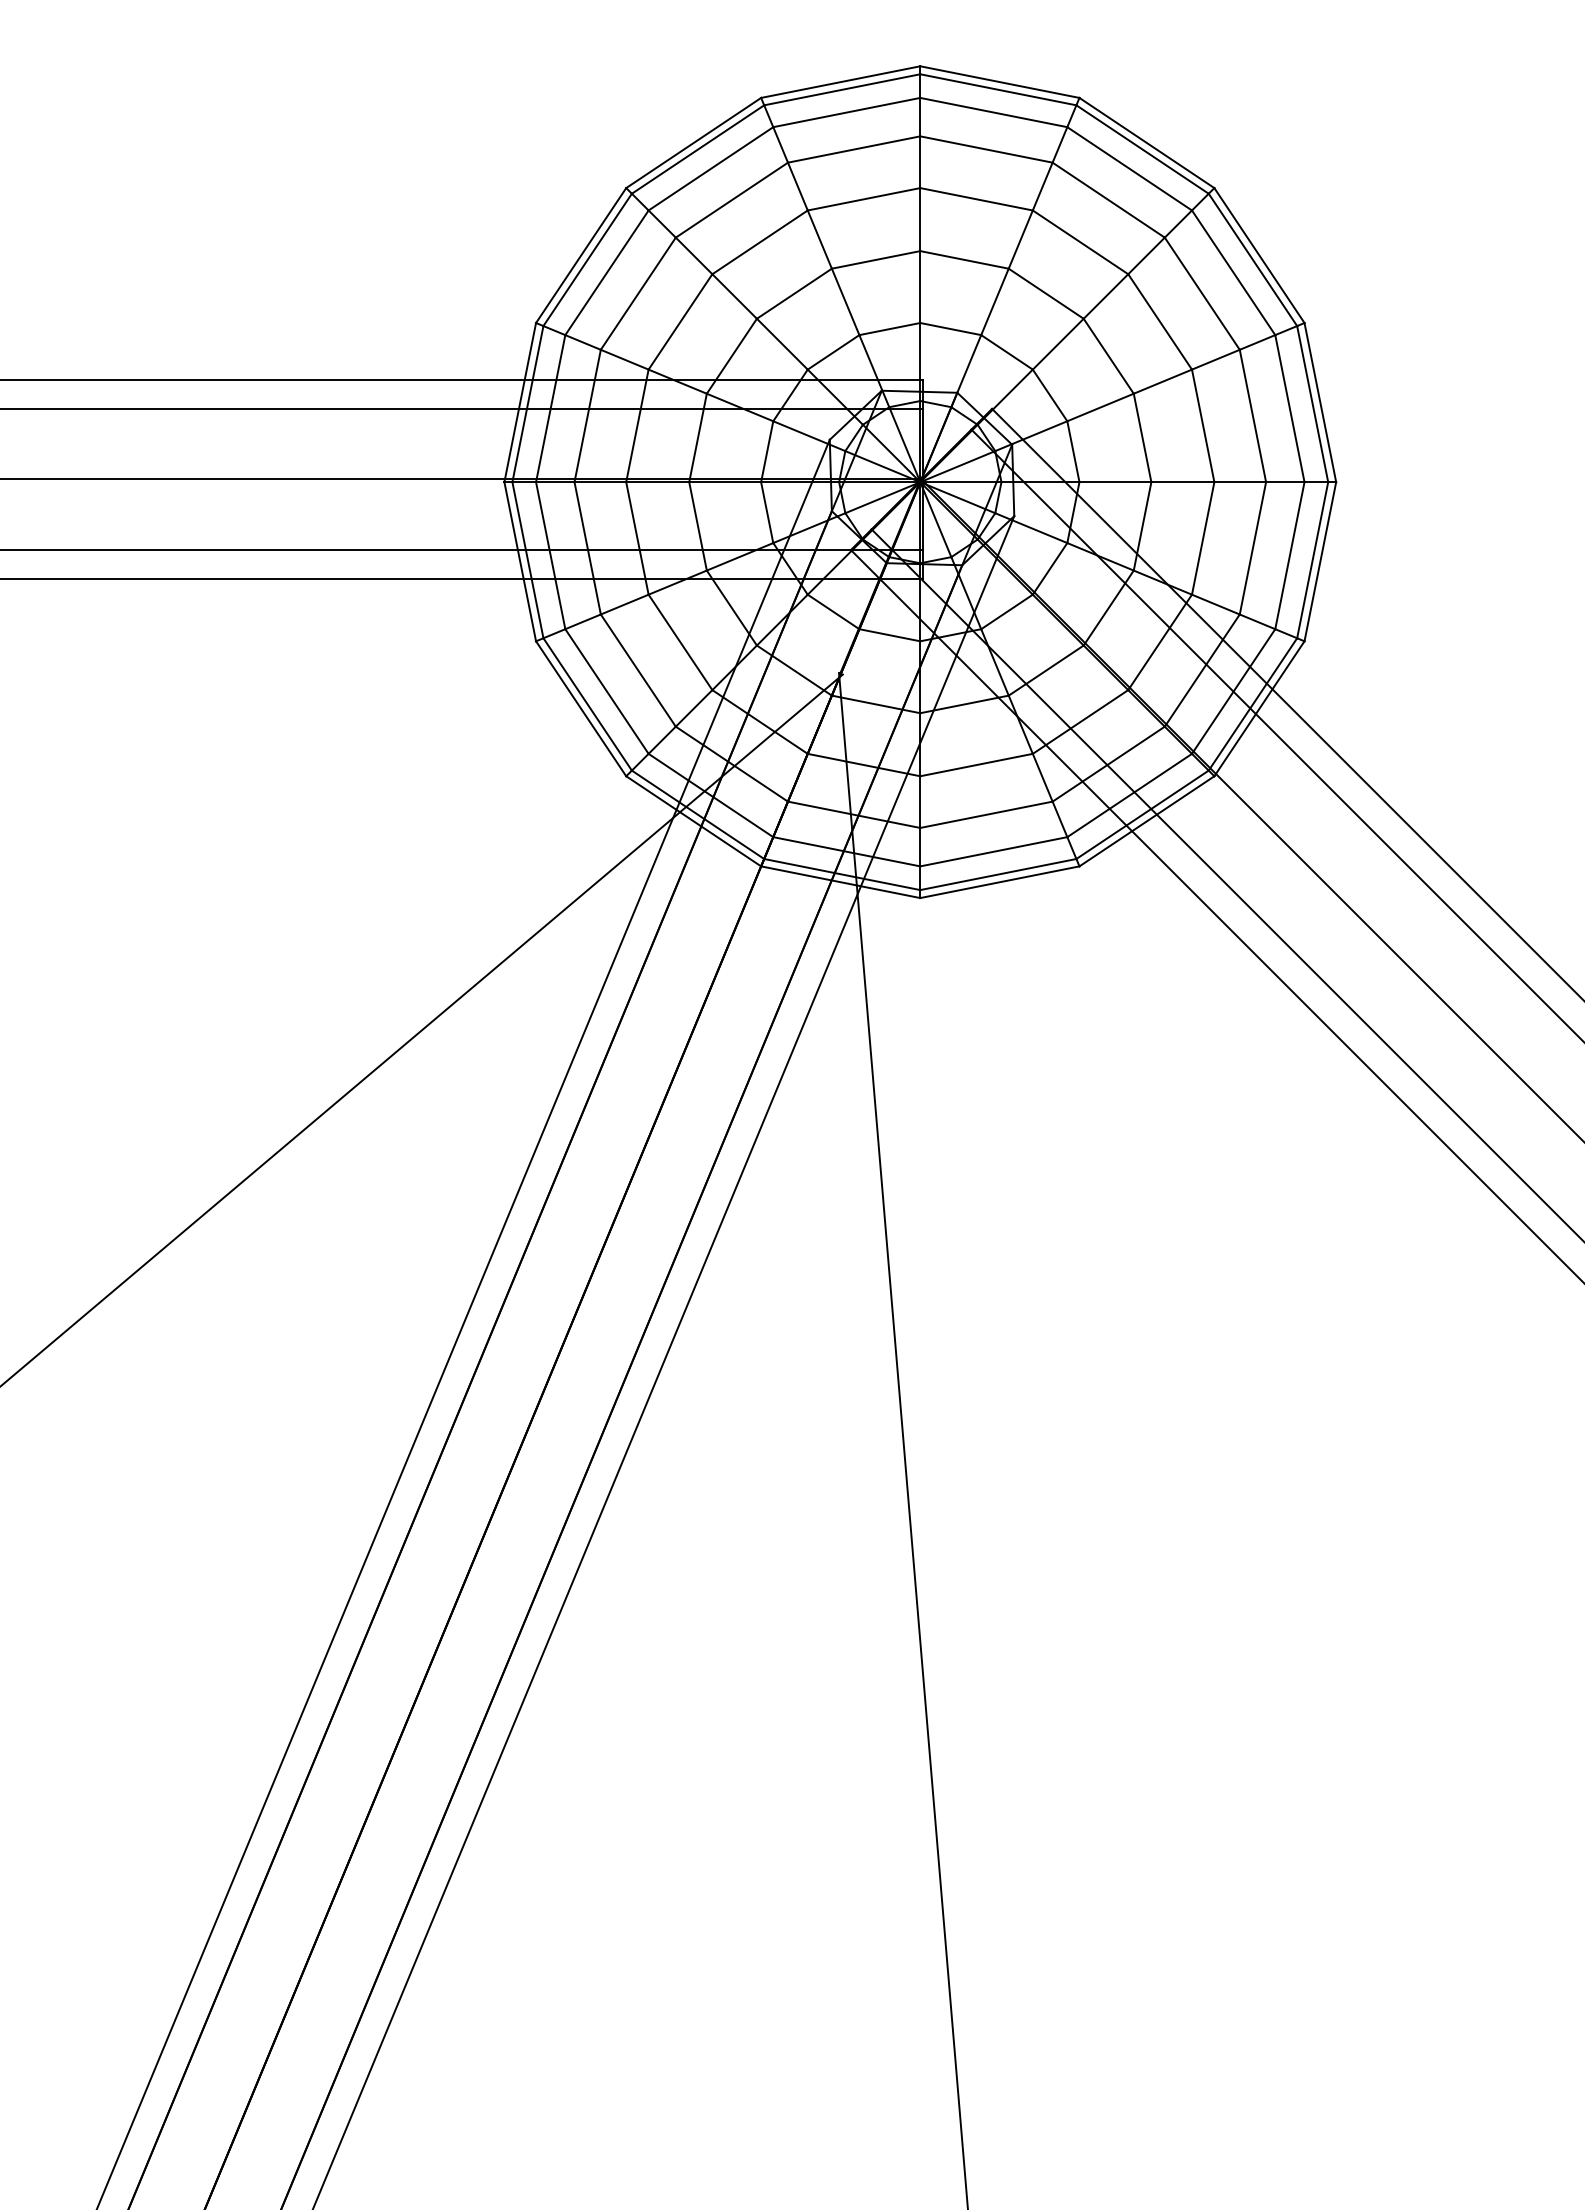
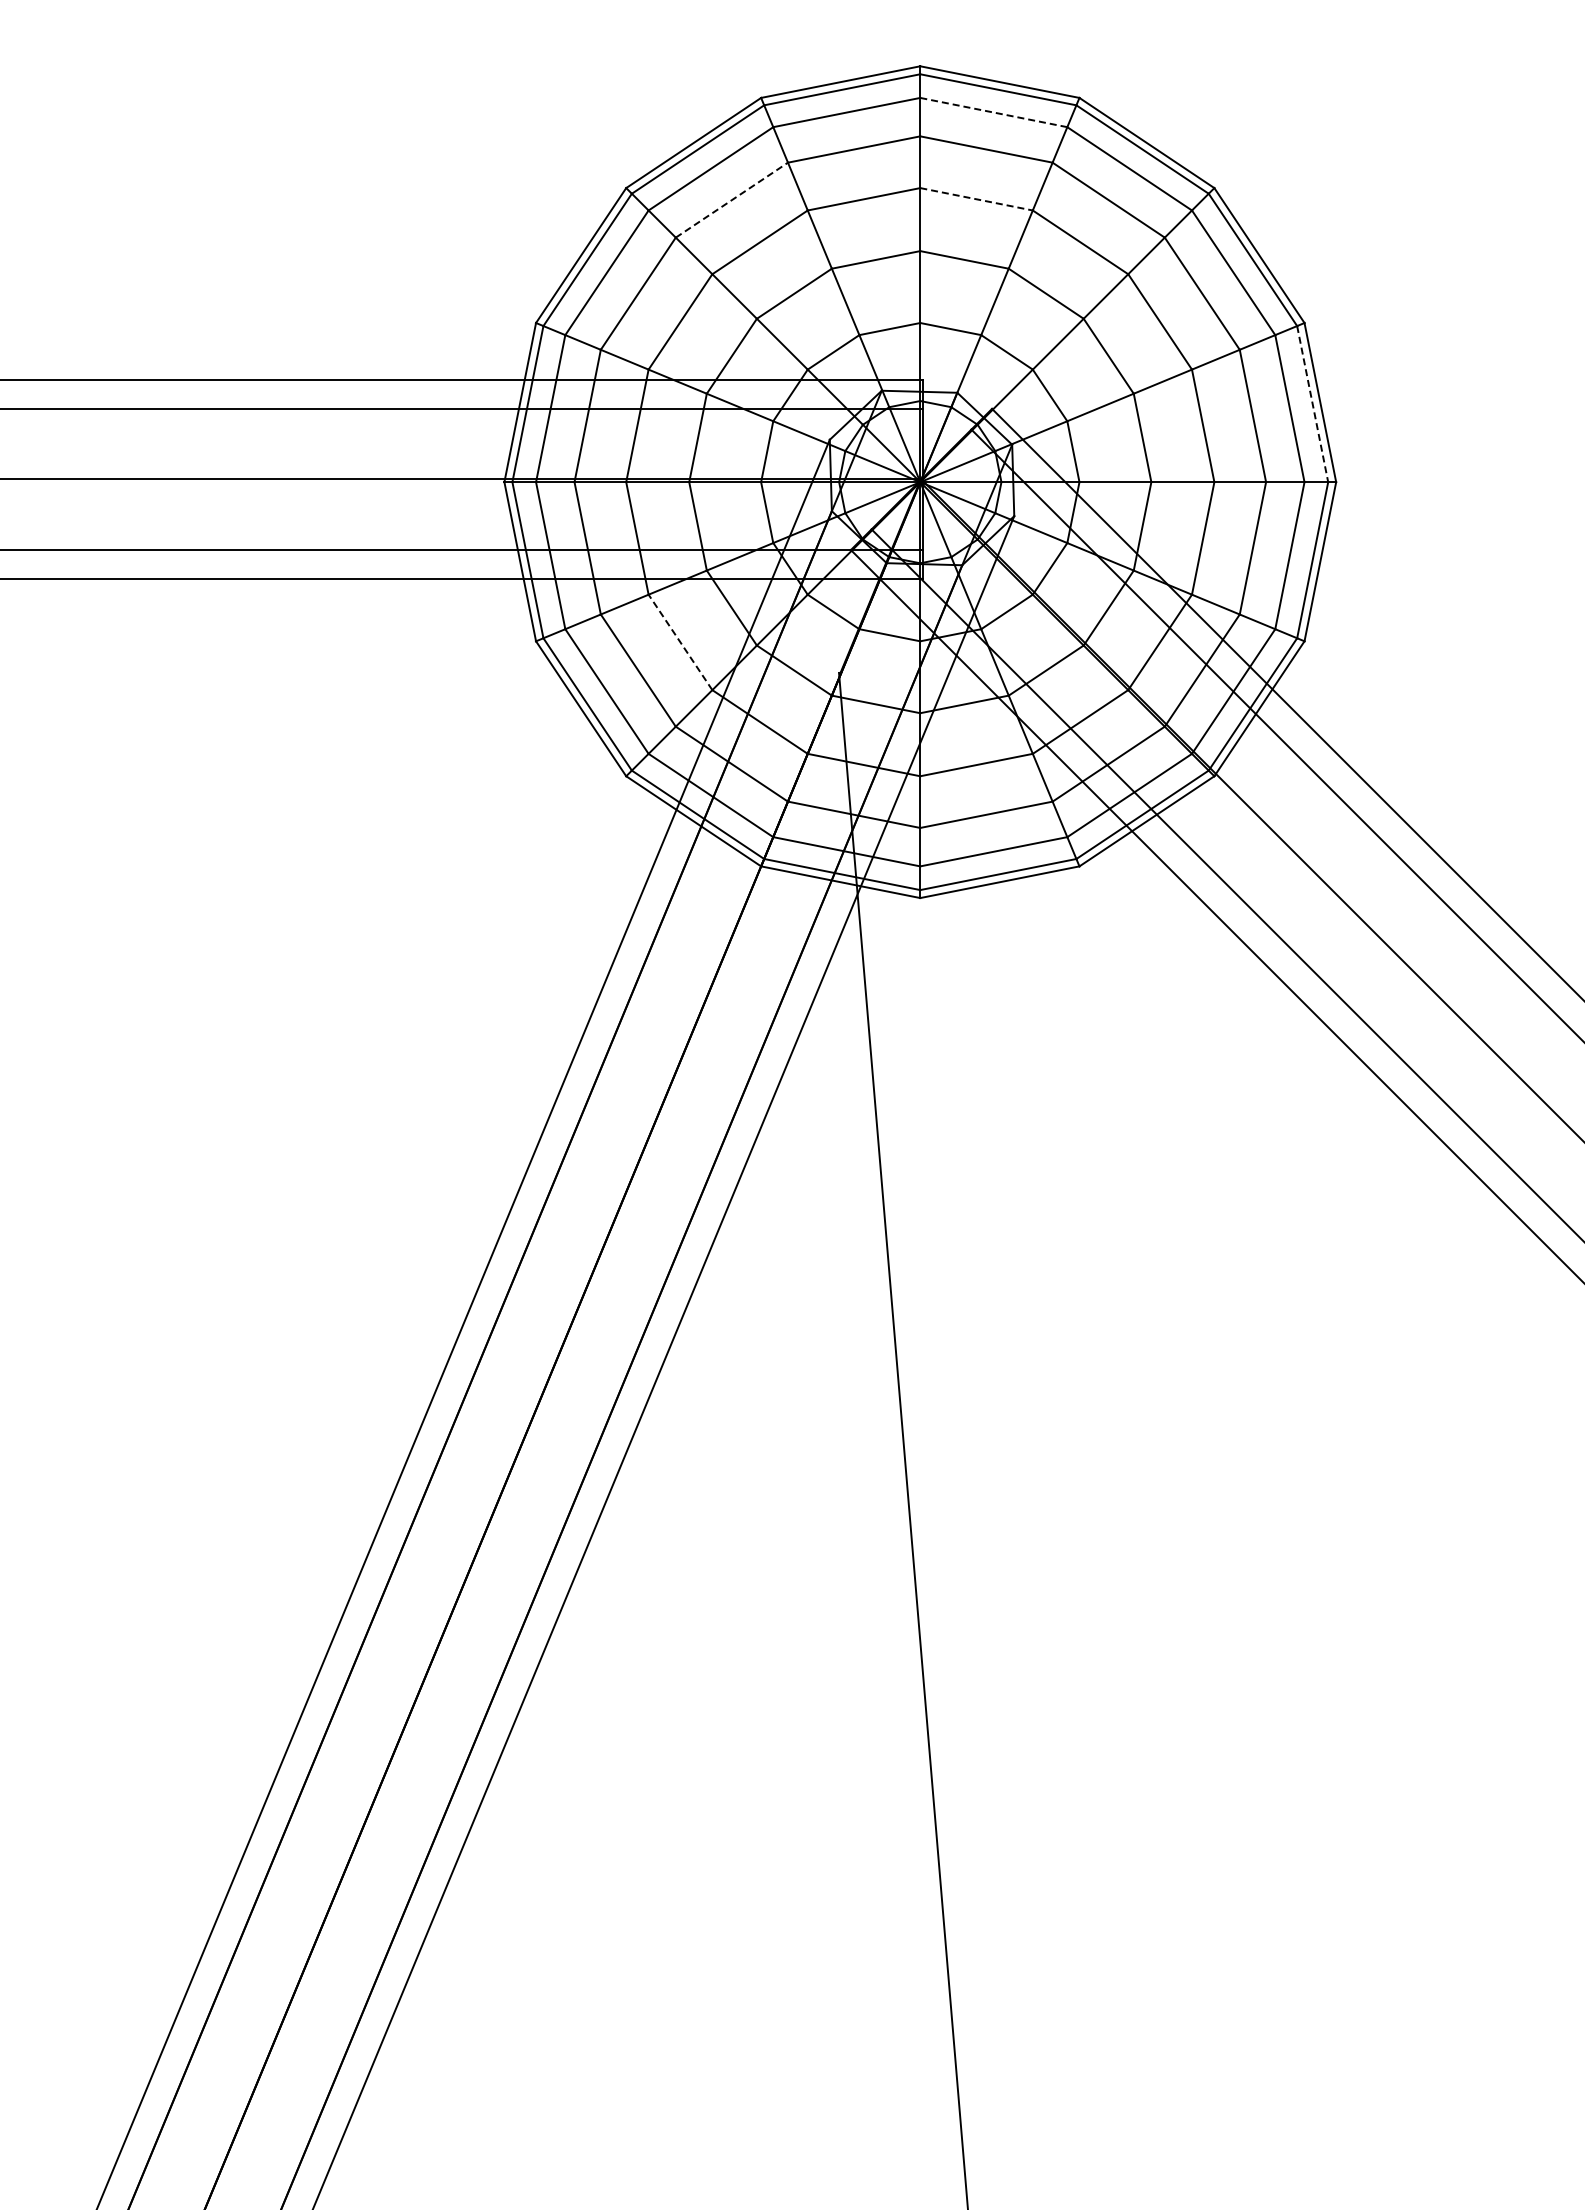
line: solid -> dashed (993, 112)
line: solid -> dashed (732, 199)
line: solid -> dashed (977, 199)
line: solid -> dashed (1312, 404)
line: solid -> dashed (680, 642)
line: present -> none (422, 1029)
